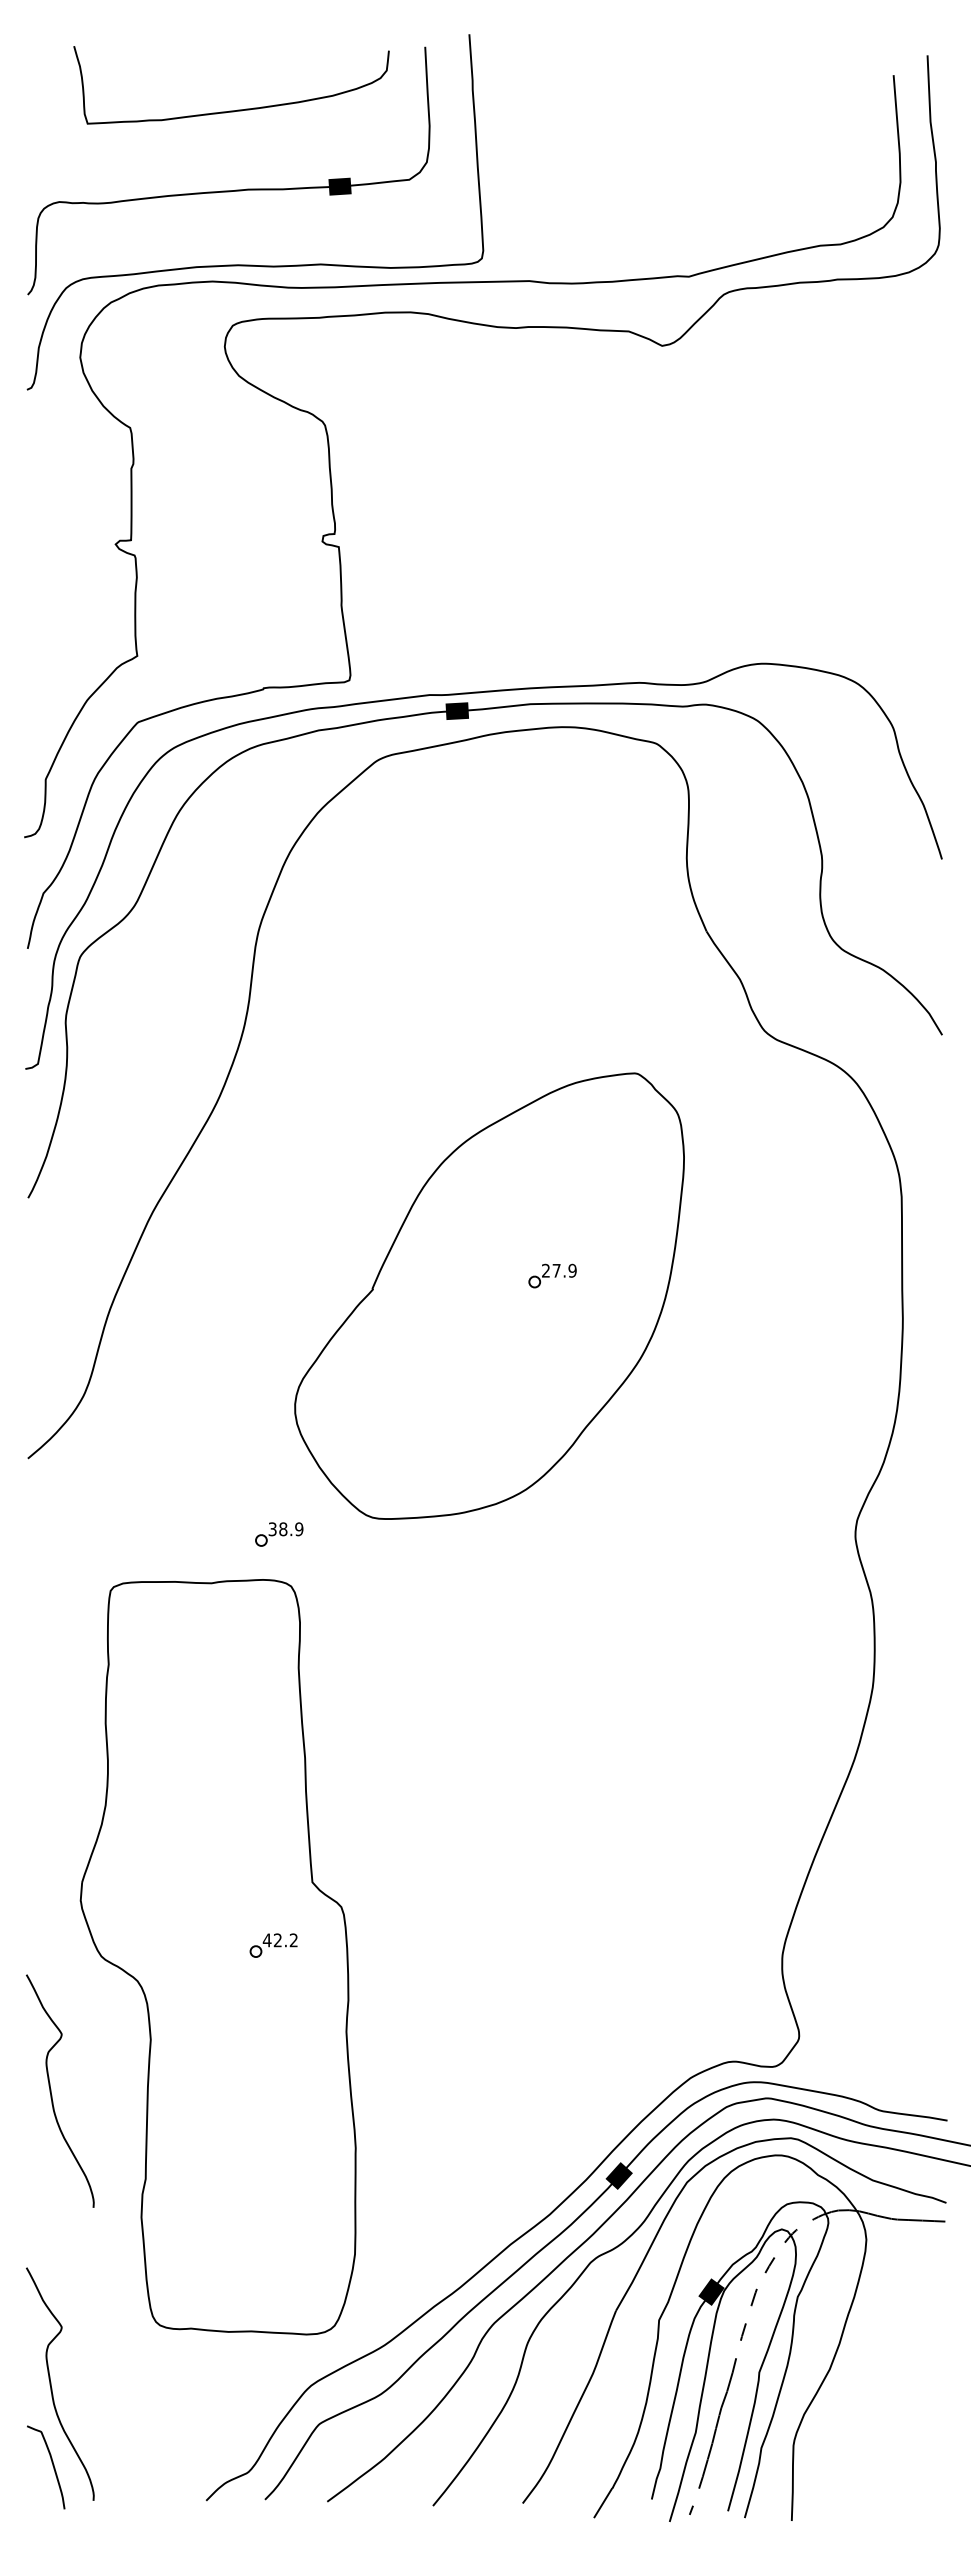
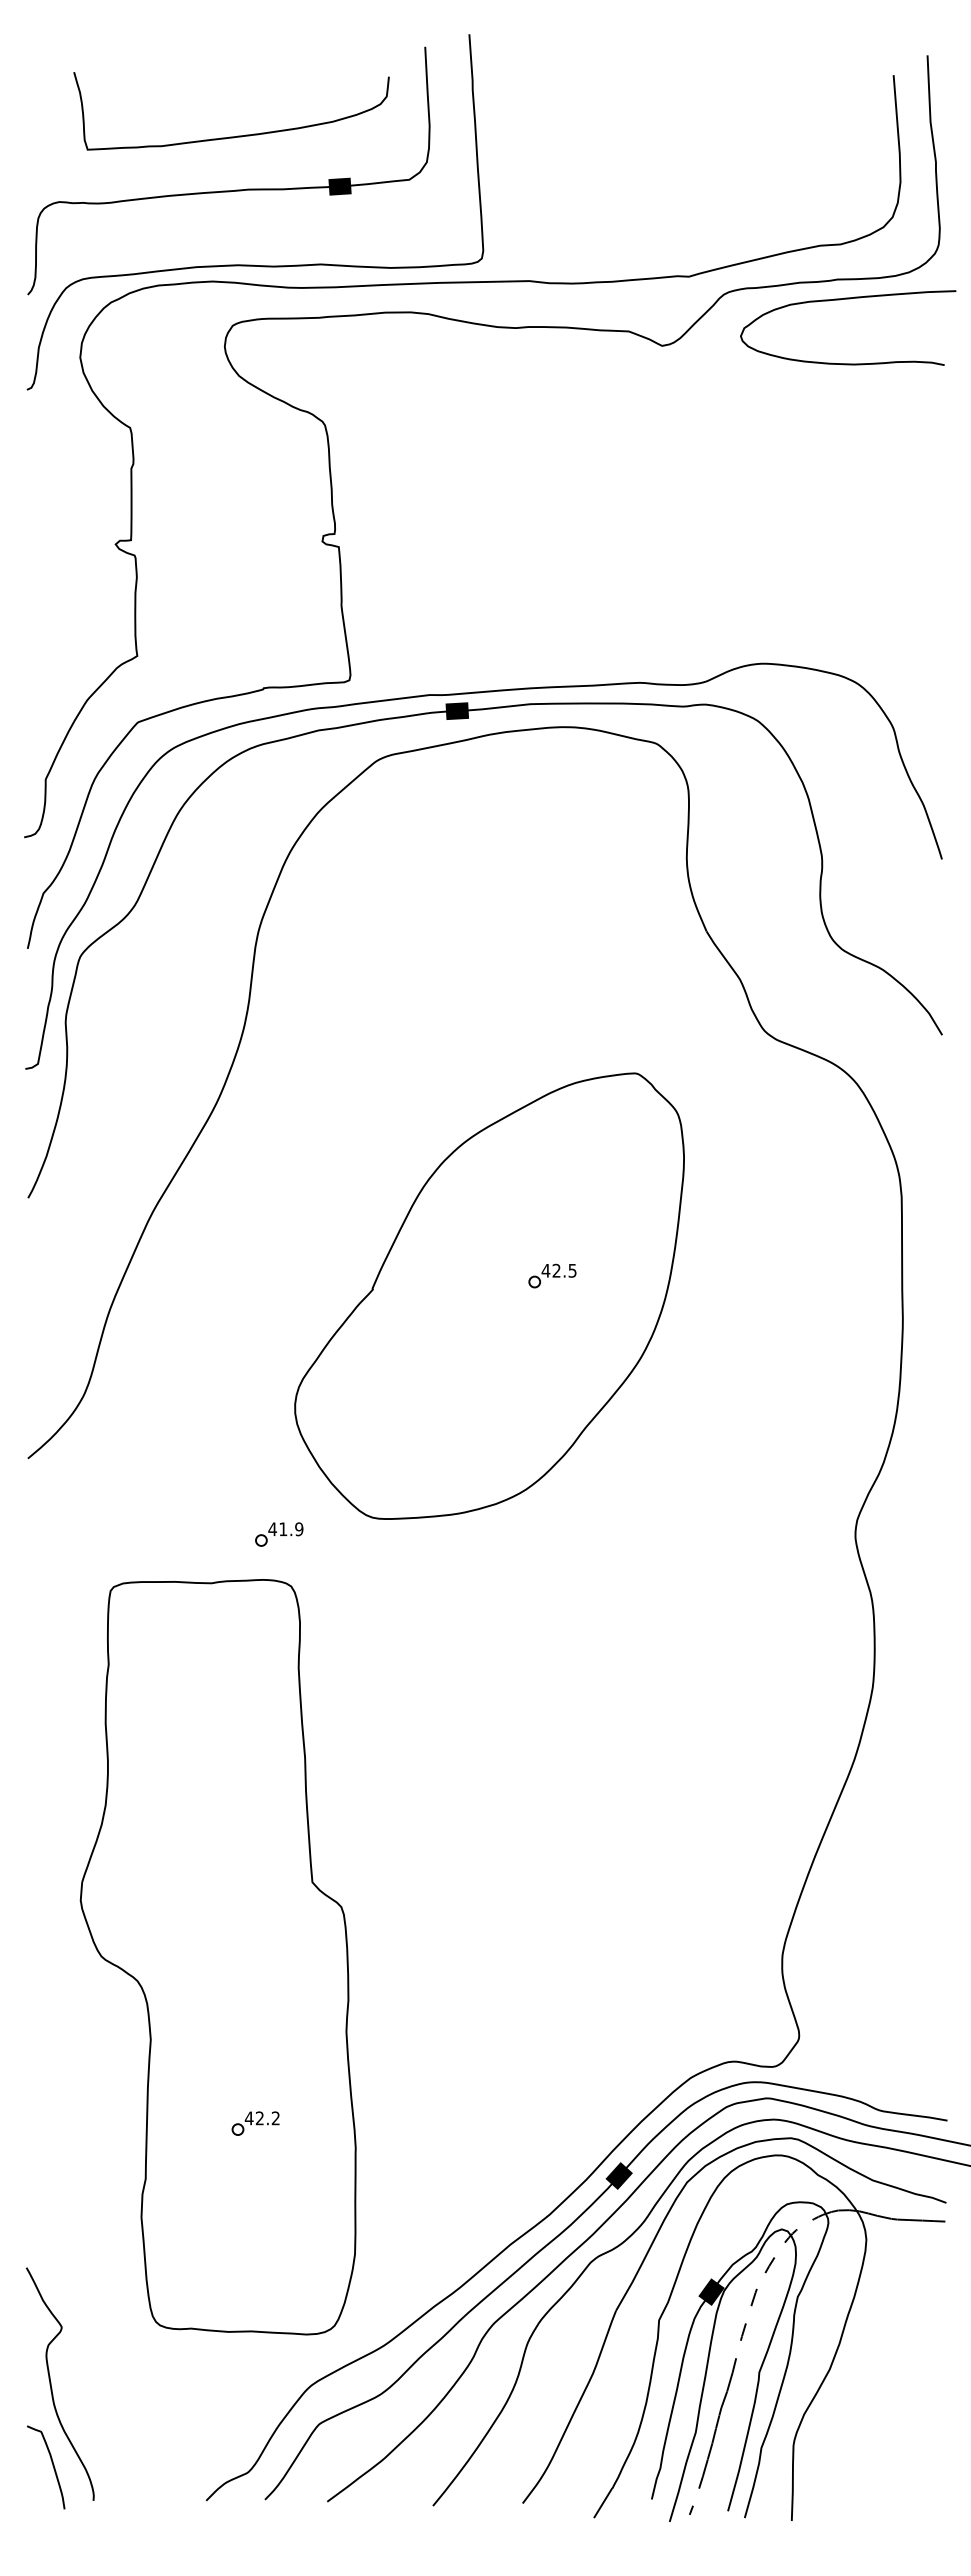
curve position: (237, 109) -> (237, 135) (237, 135)
curve: none -> present (848, 299)
text: 27.9 -> 42.5 (558, 1270)
text: 38.9 -> 41.9 (277, 1529)
part position: (273, 1945) -> (255, 2123) (255, 2123)
curve: present -> none (51, 2090)
